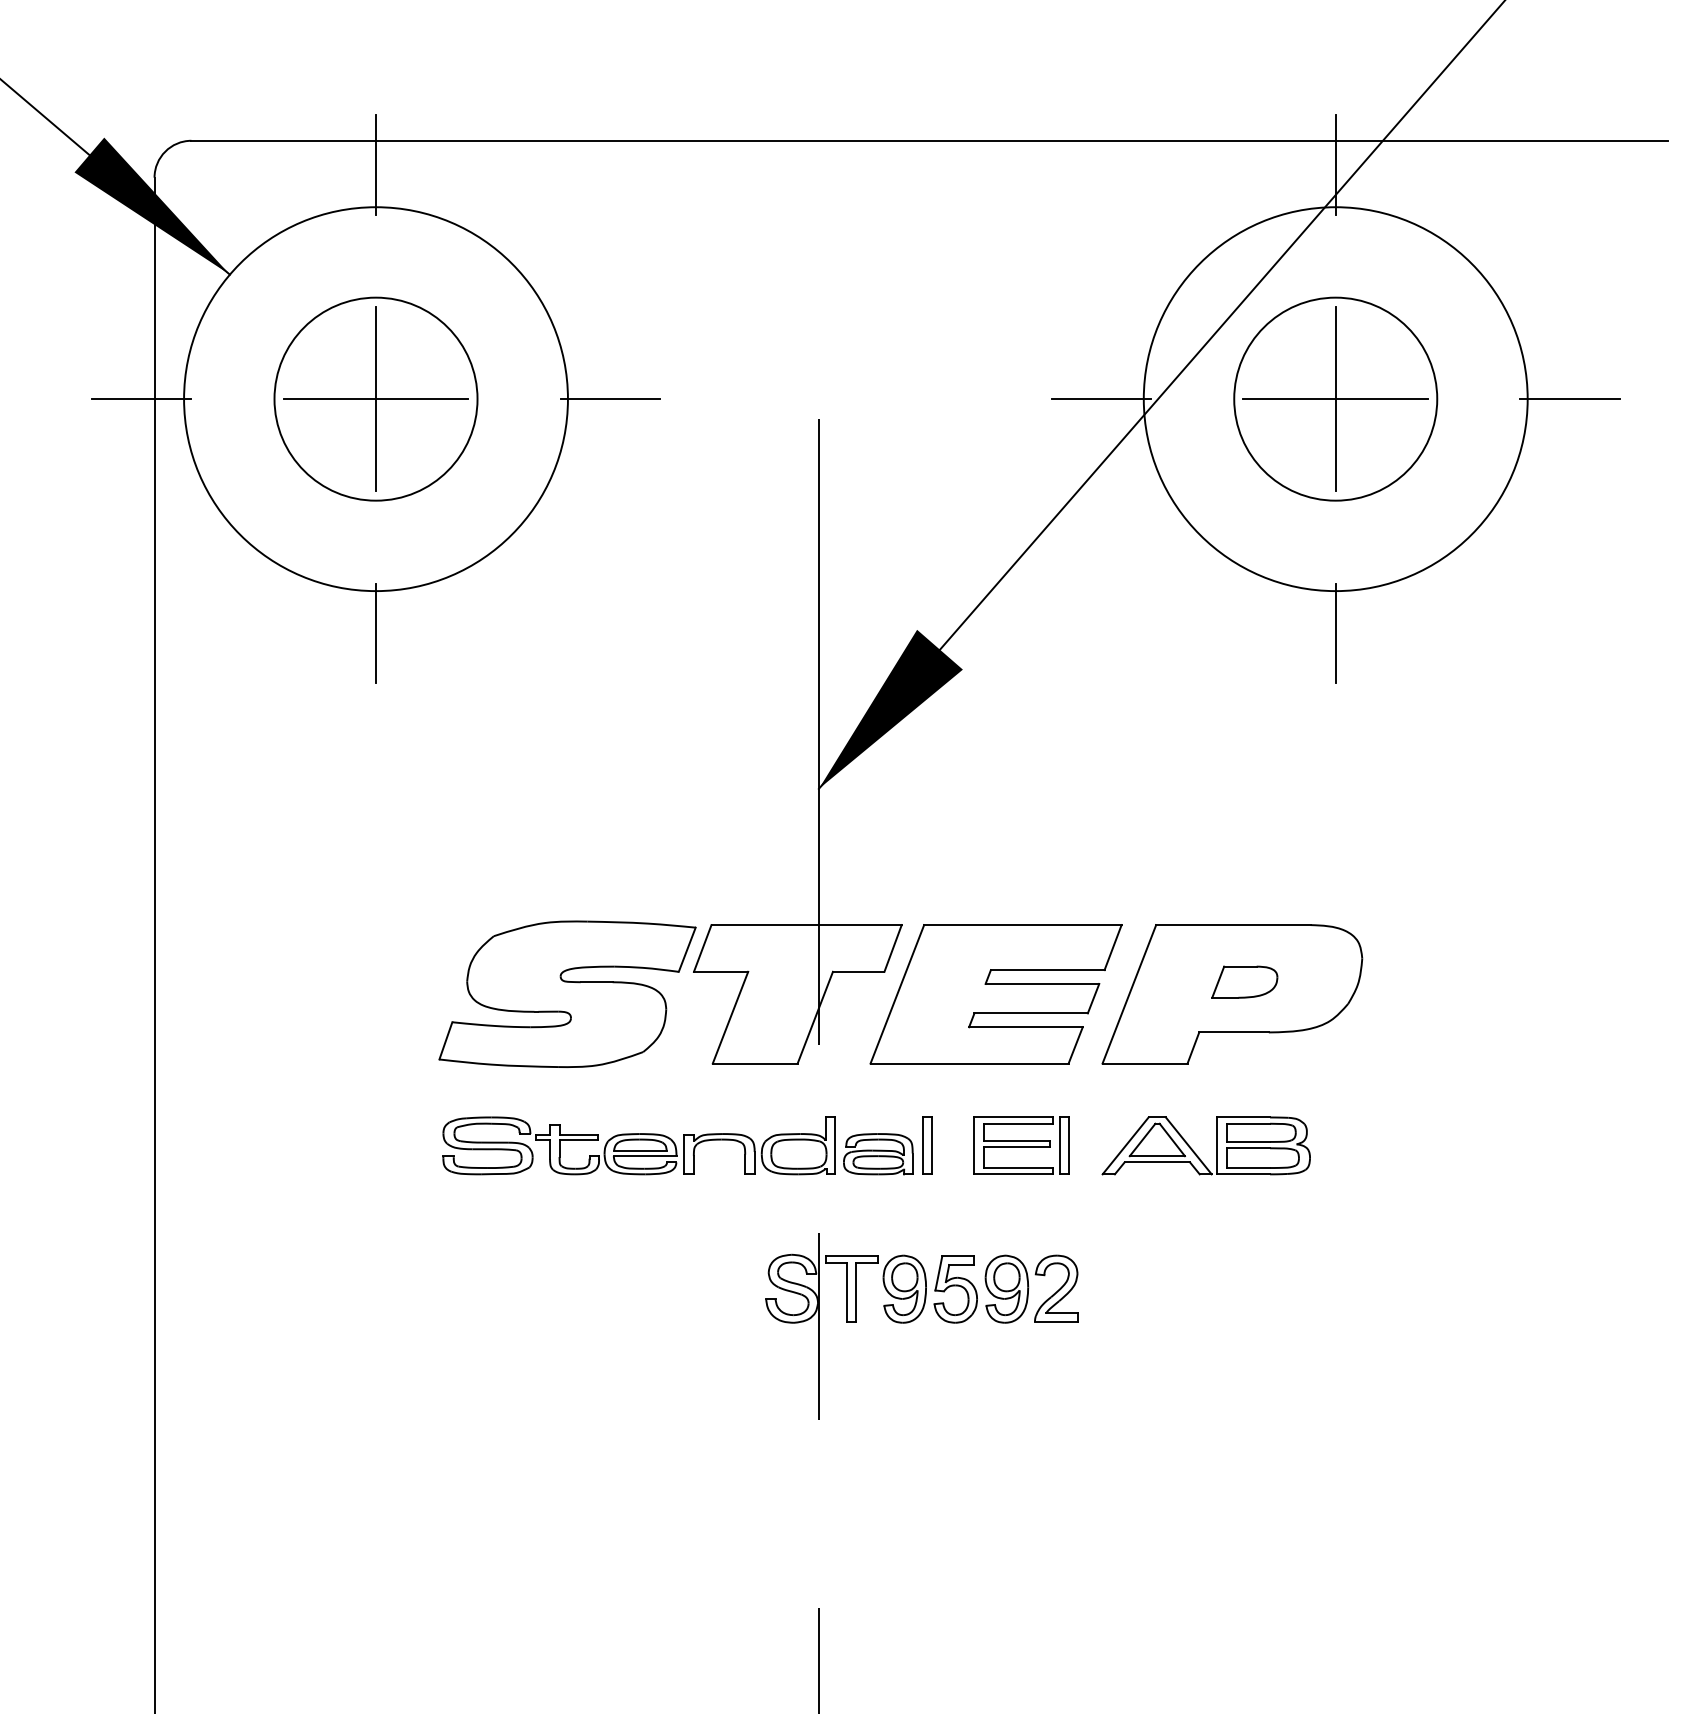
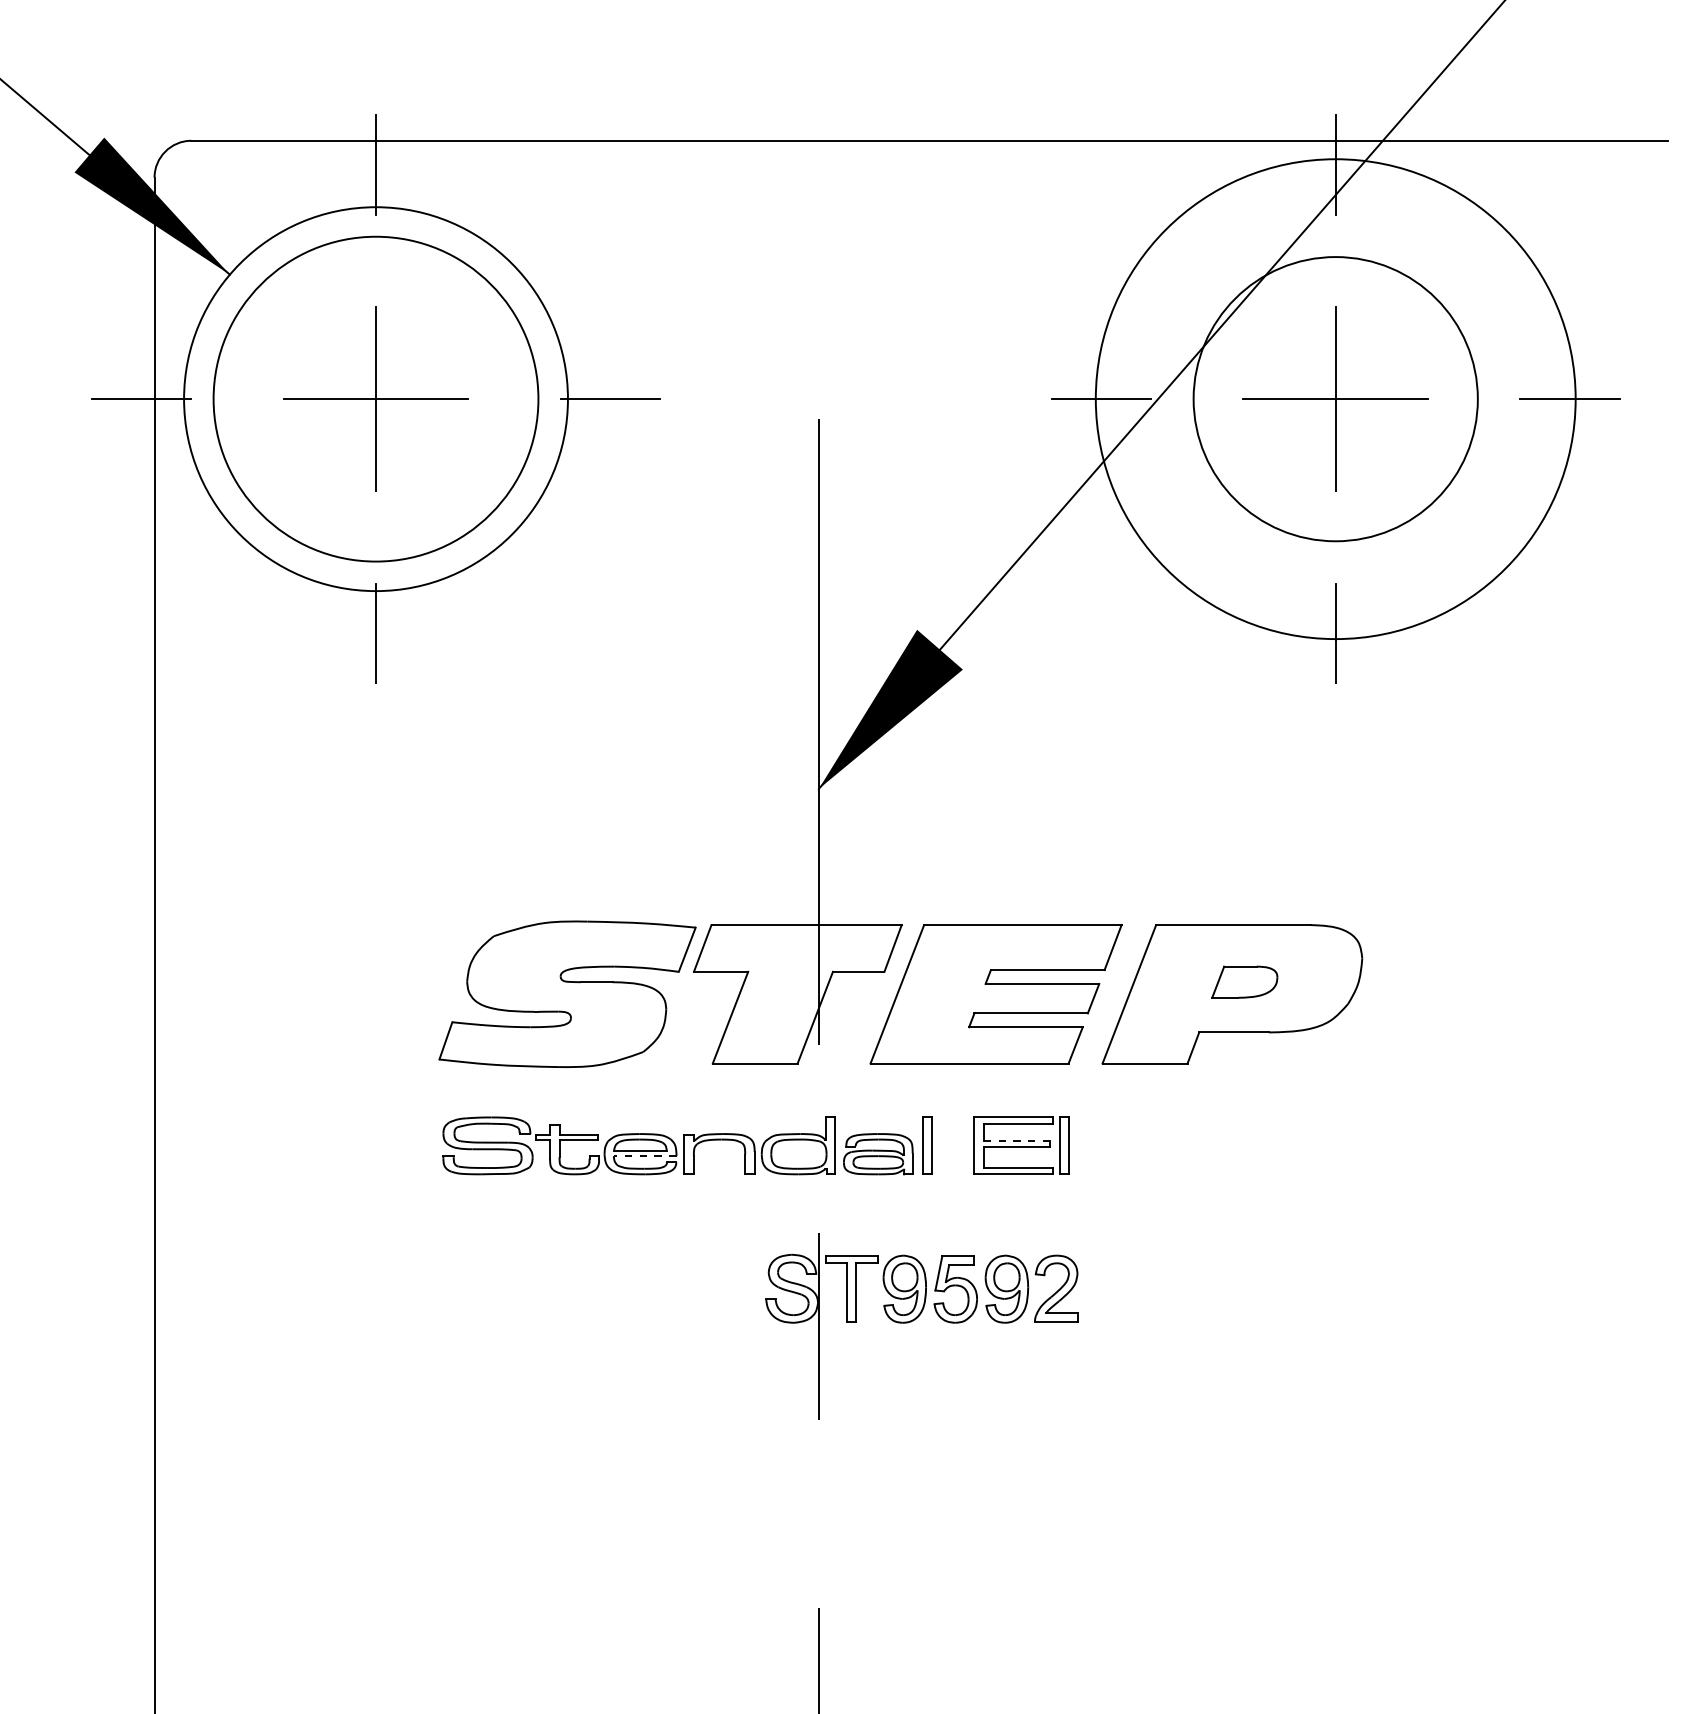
circle diameter: 203 px -> 325 px (375, 398)
circle diameter: 203 px -> 284 px (1335, 399)
circle diameter: 384 px -> 480 px (1335, 399)
line: solid -> dashed (1017, 1141)
part: present -> none (1216, 1145)
line: solid -> dashed (644, 1156)
